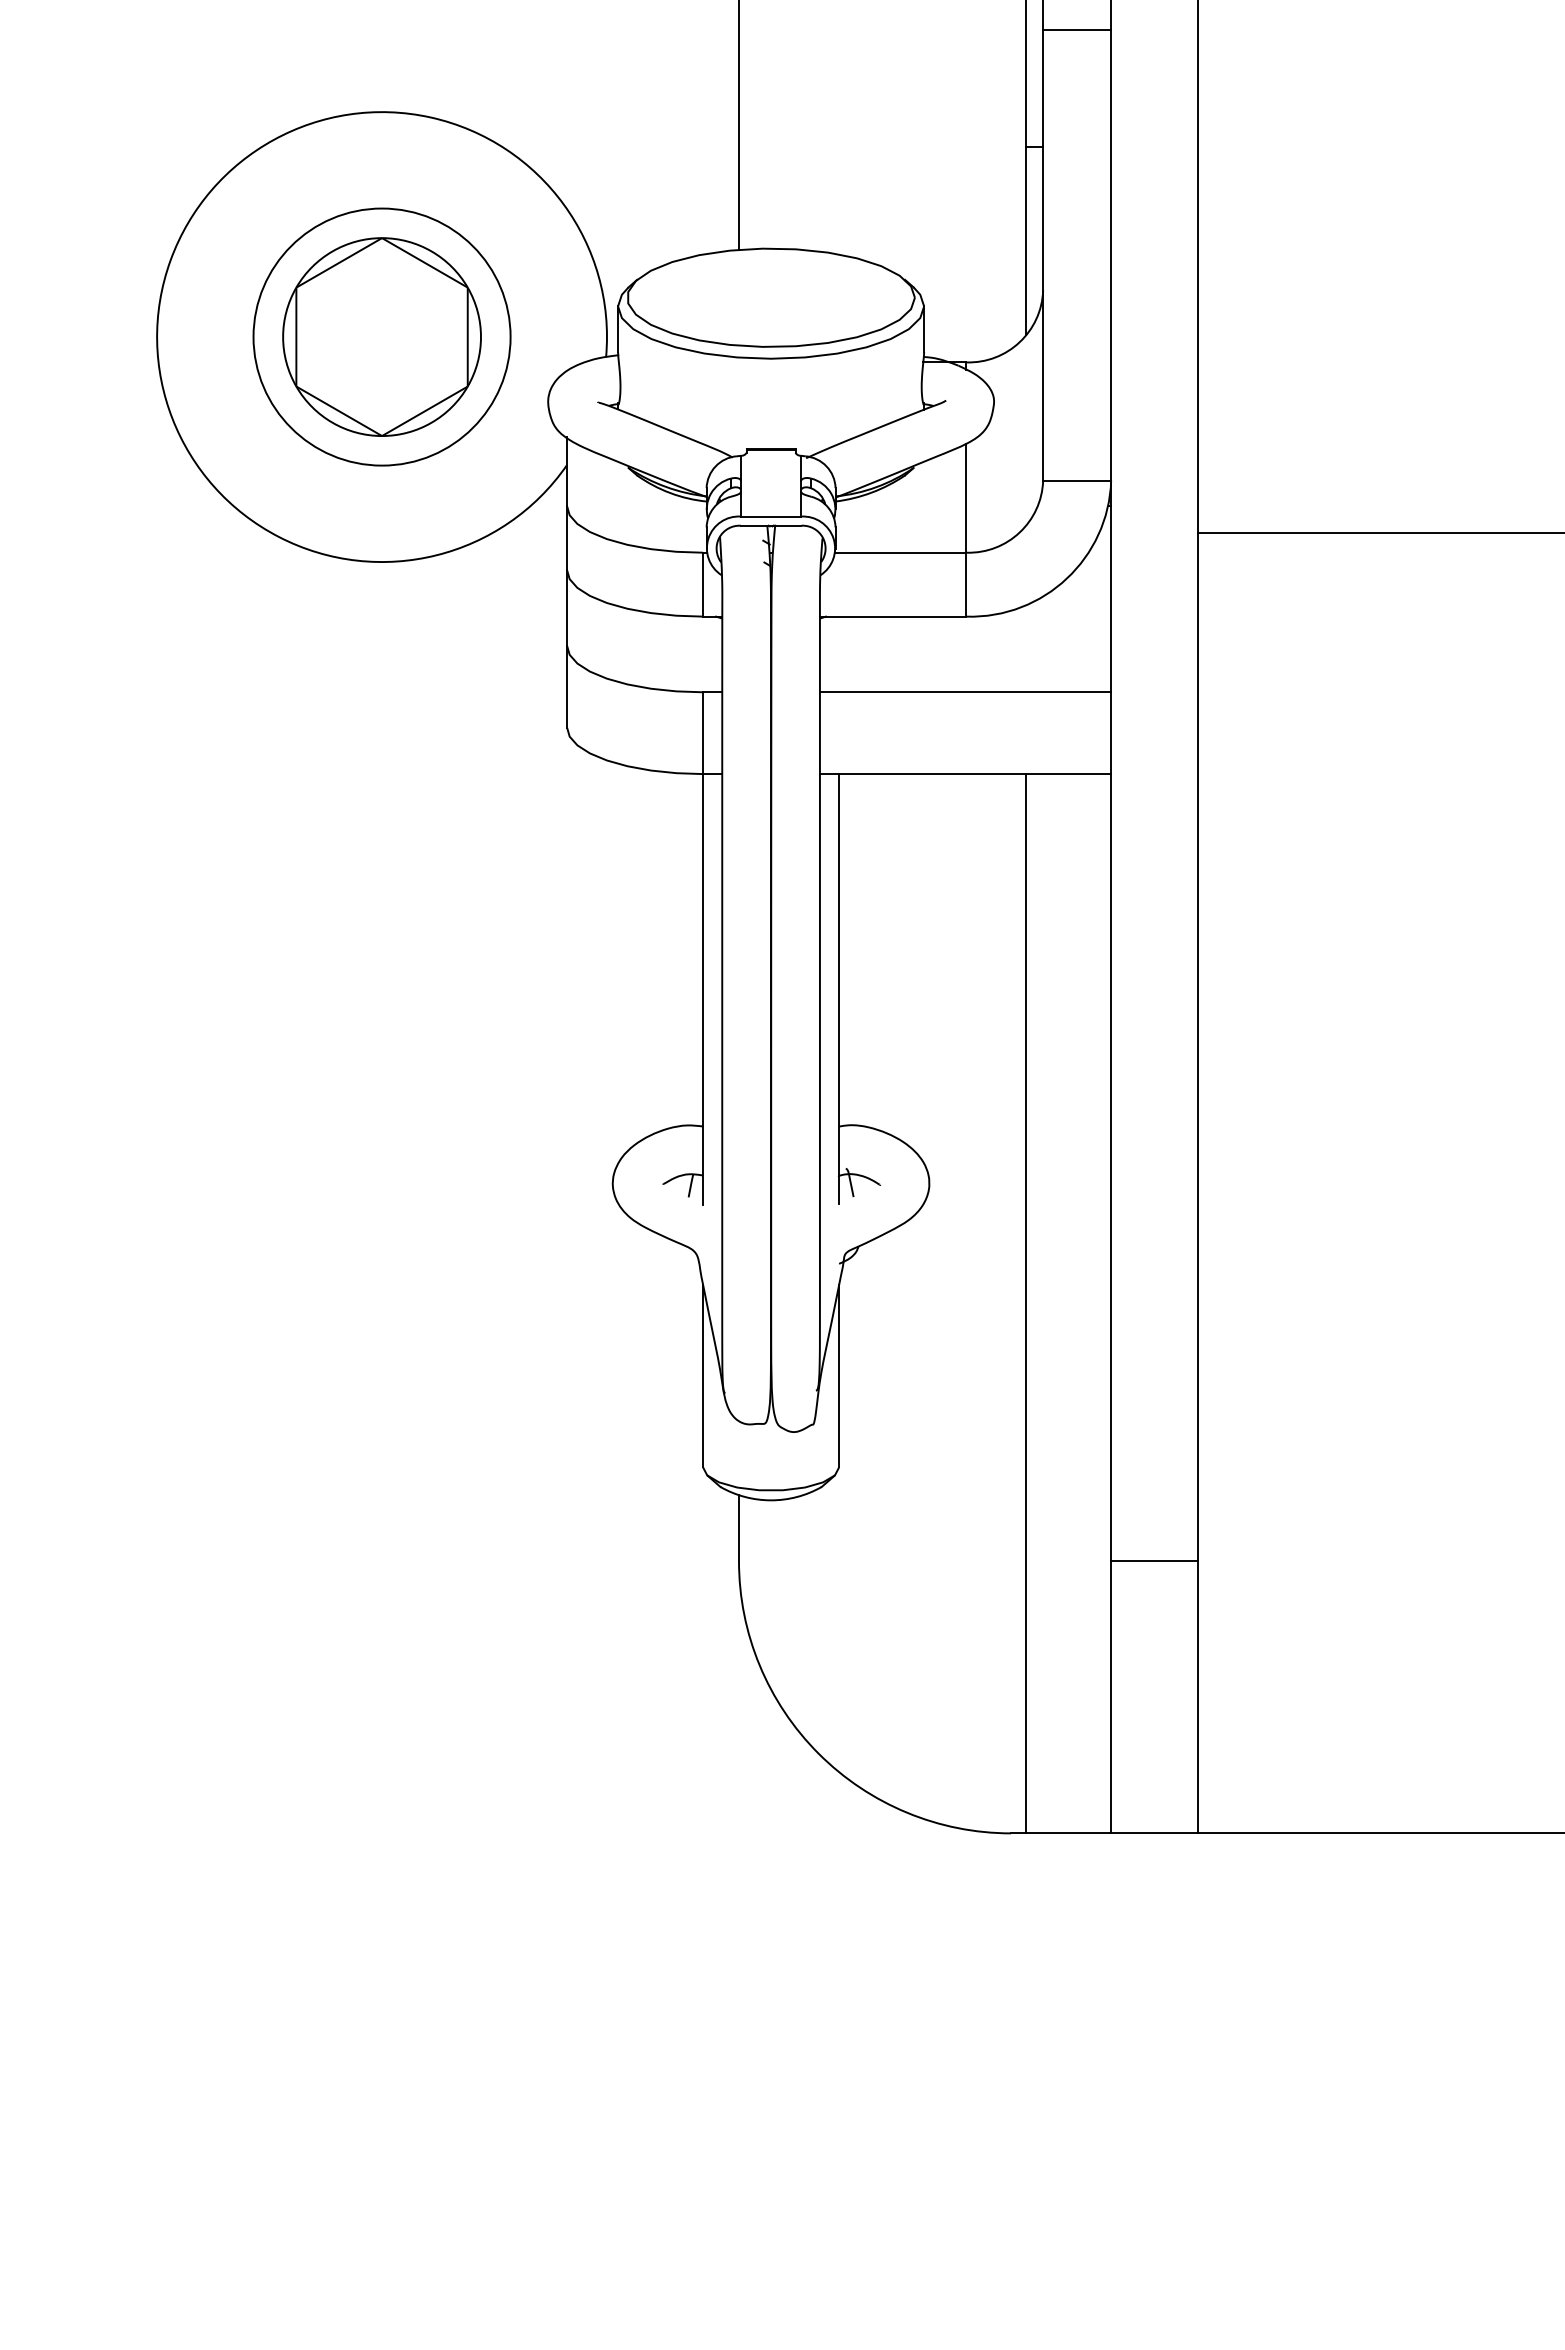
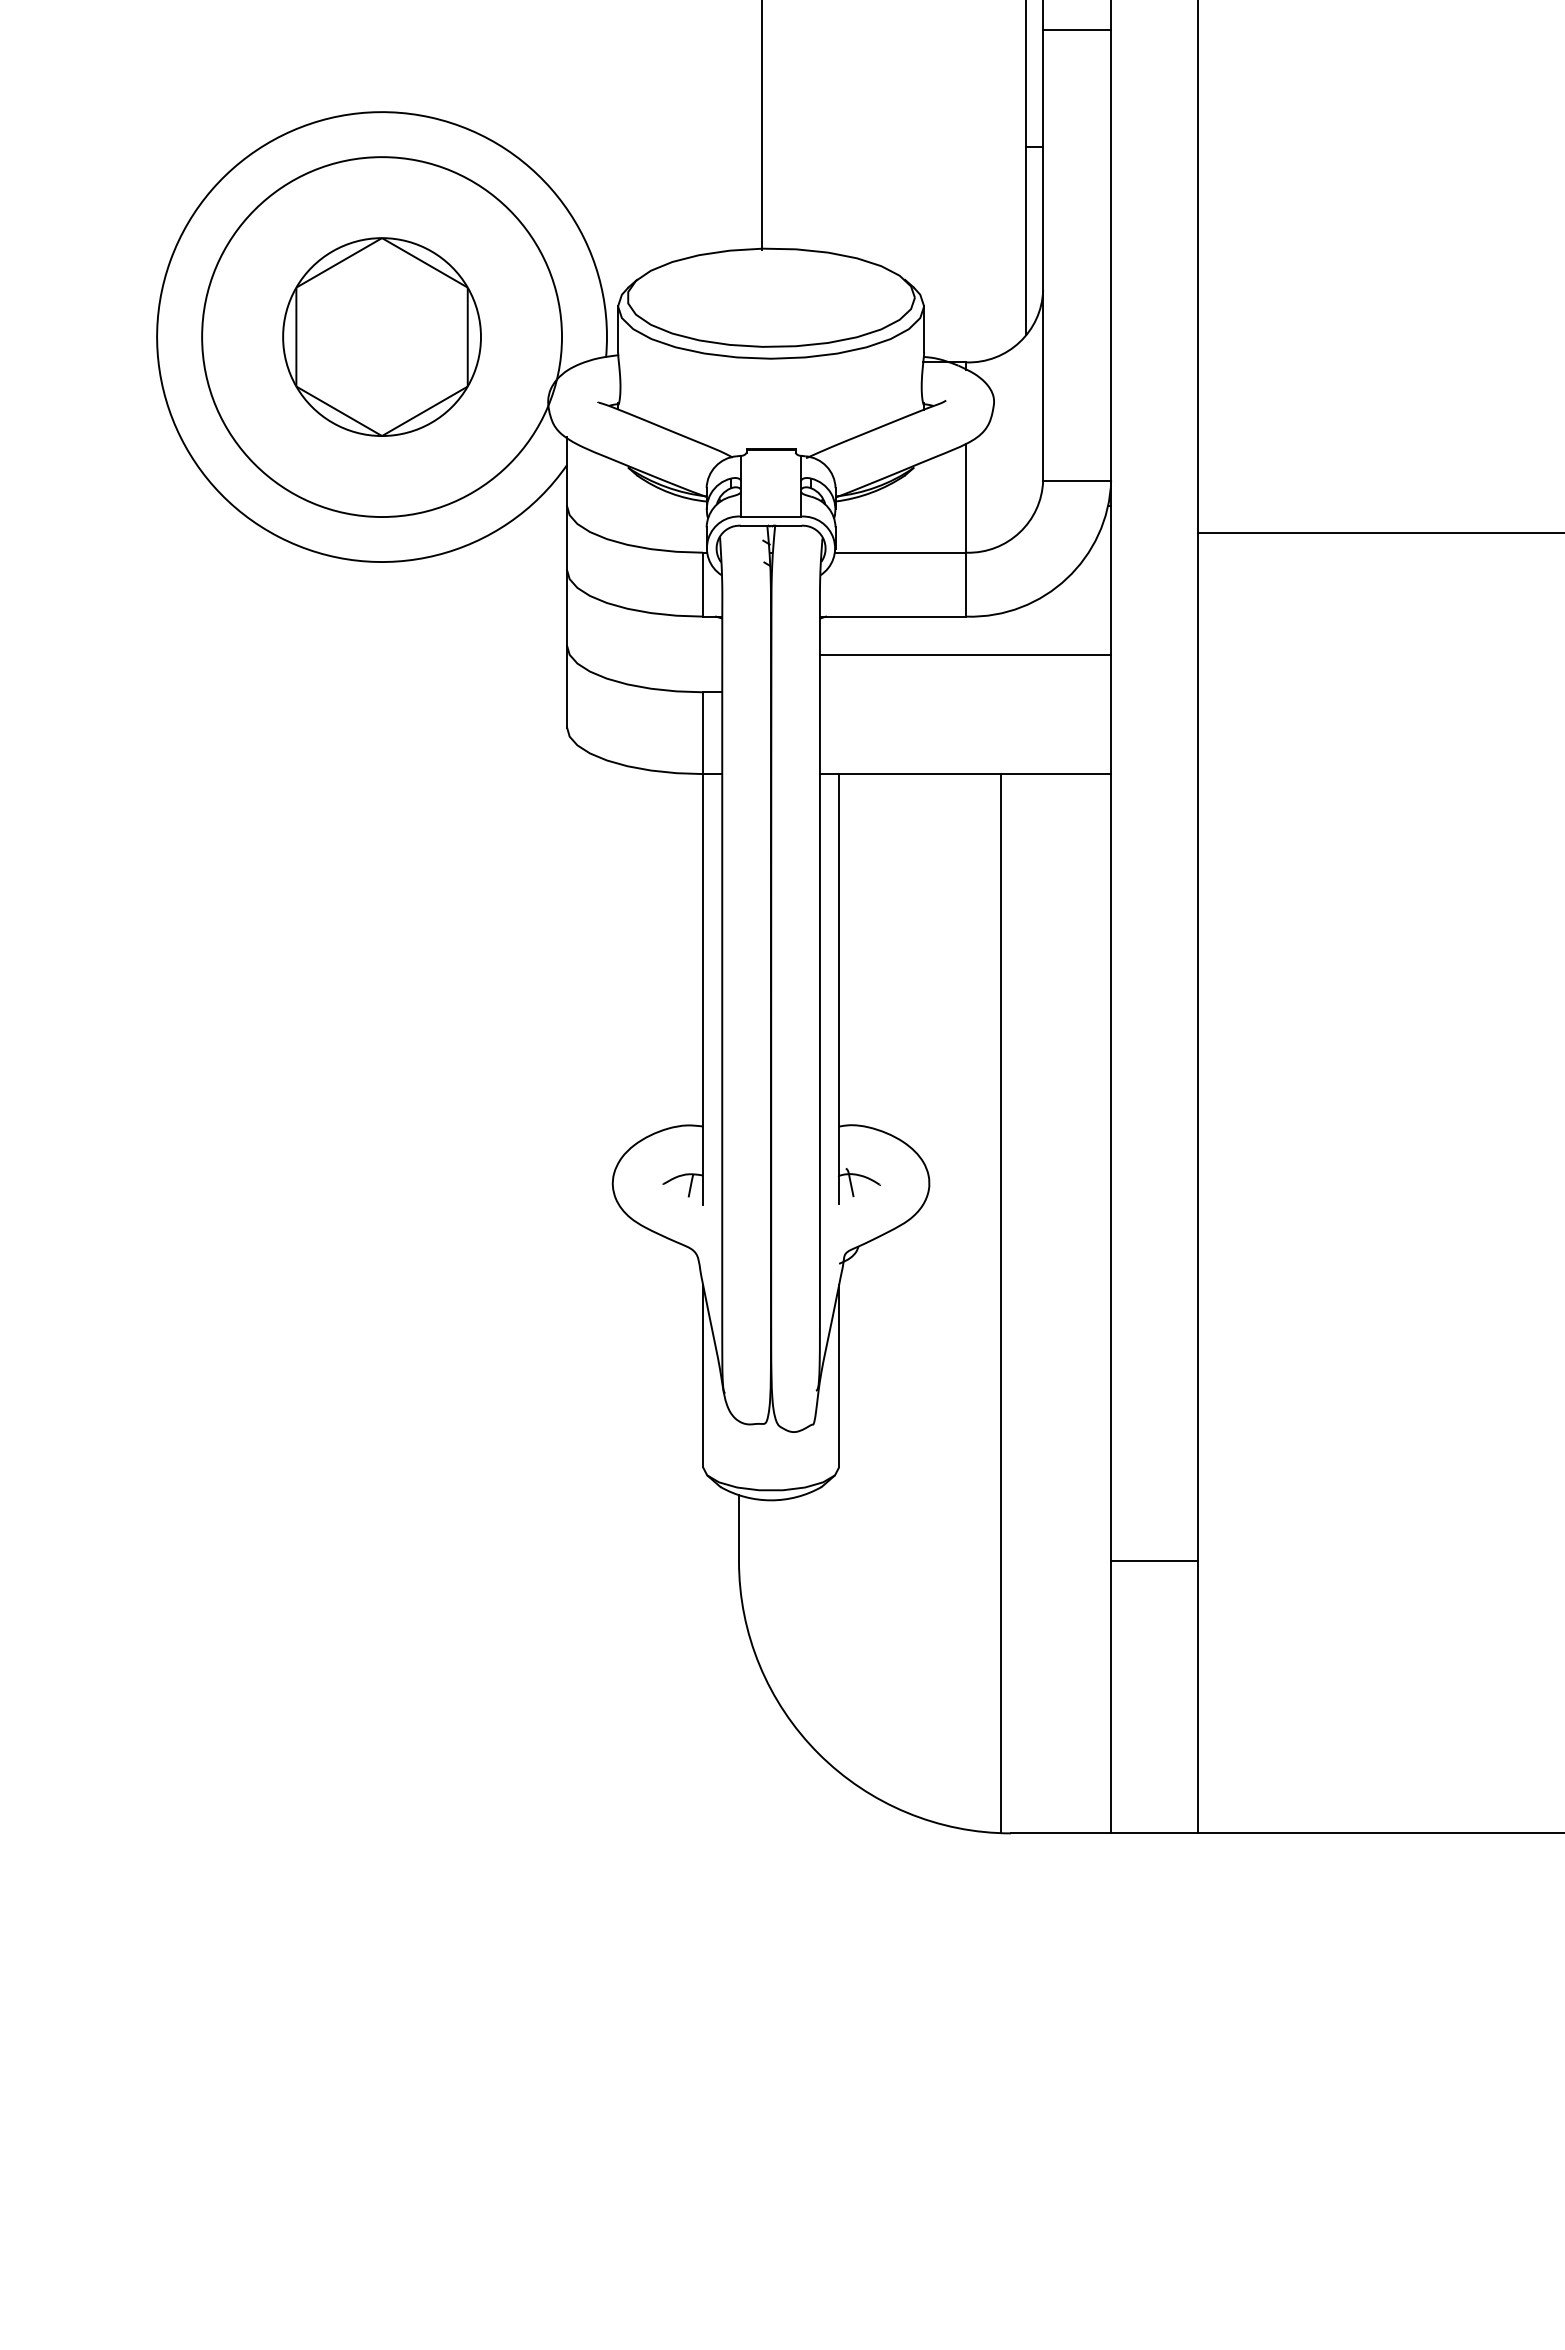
line position: (739, 125) -> (762, 125) (762, 125)
circle diameter: 257 px -> 360 px (382, 337)
line position: (965, 692) -> (965, 655) (965, 655)
line position: (1026, 1303) -> (1001, 1303) (1001, 1303)
